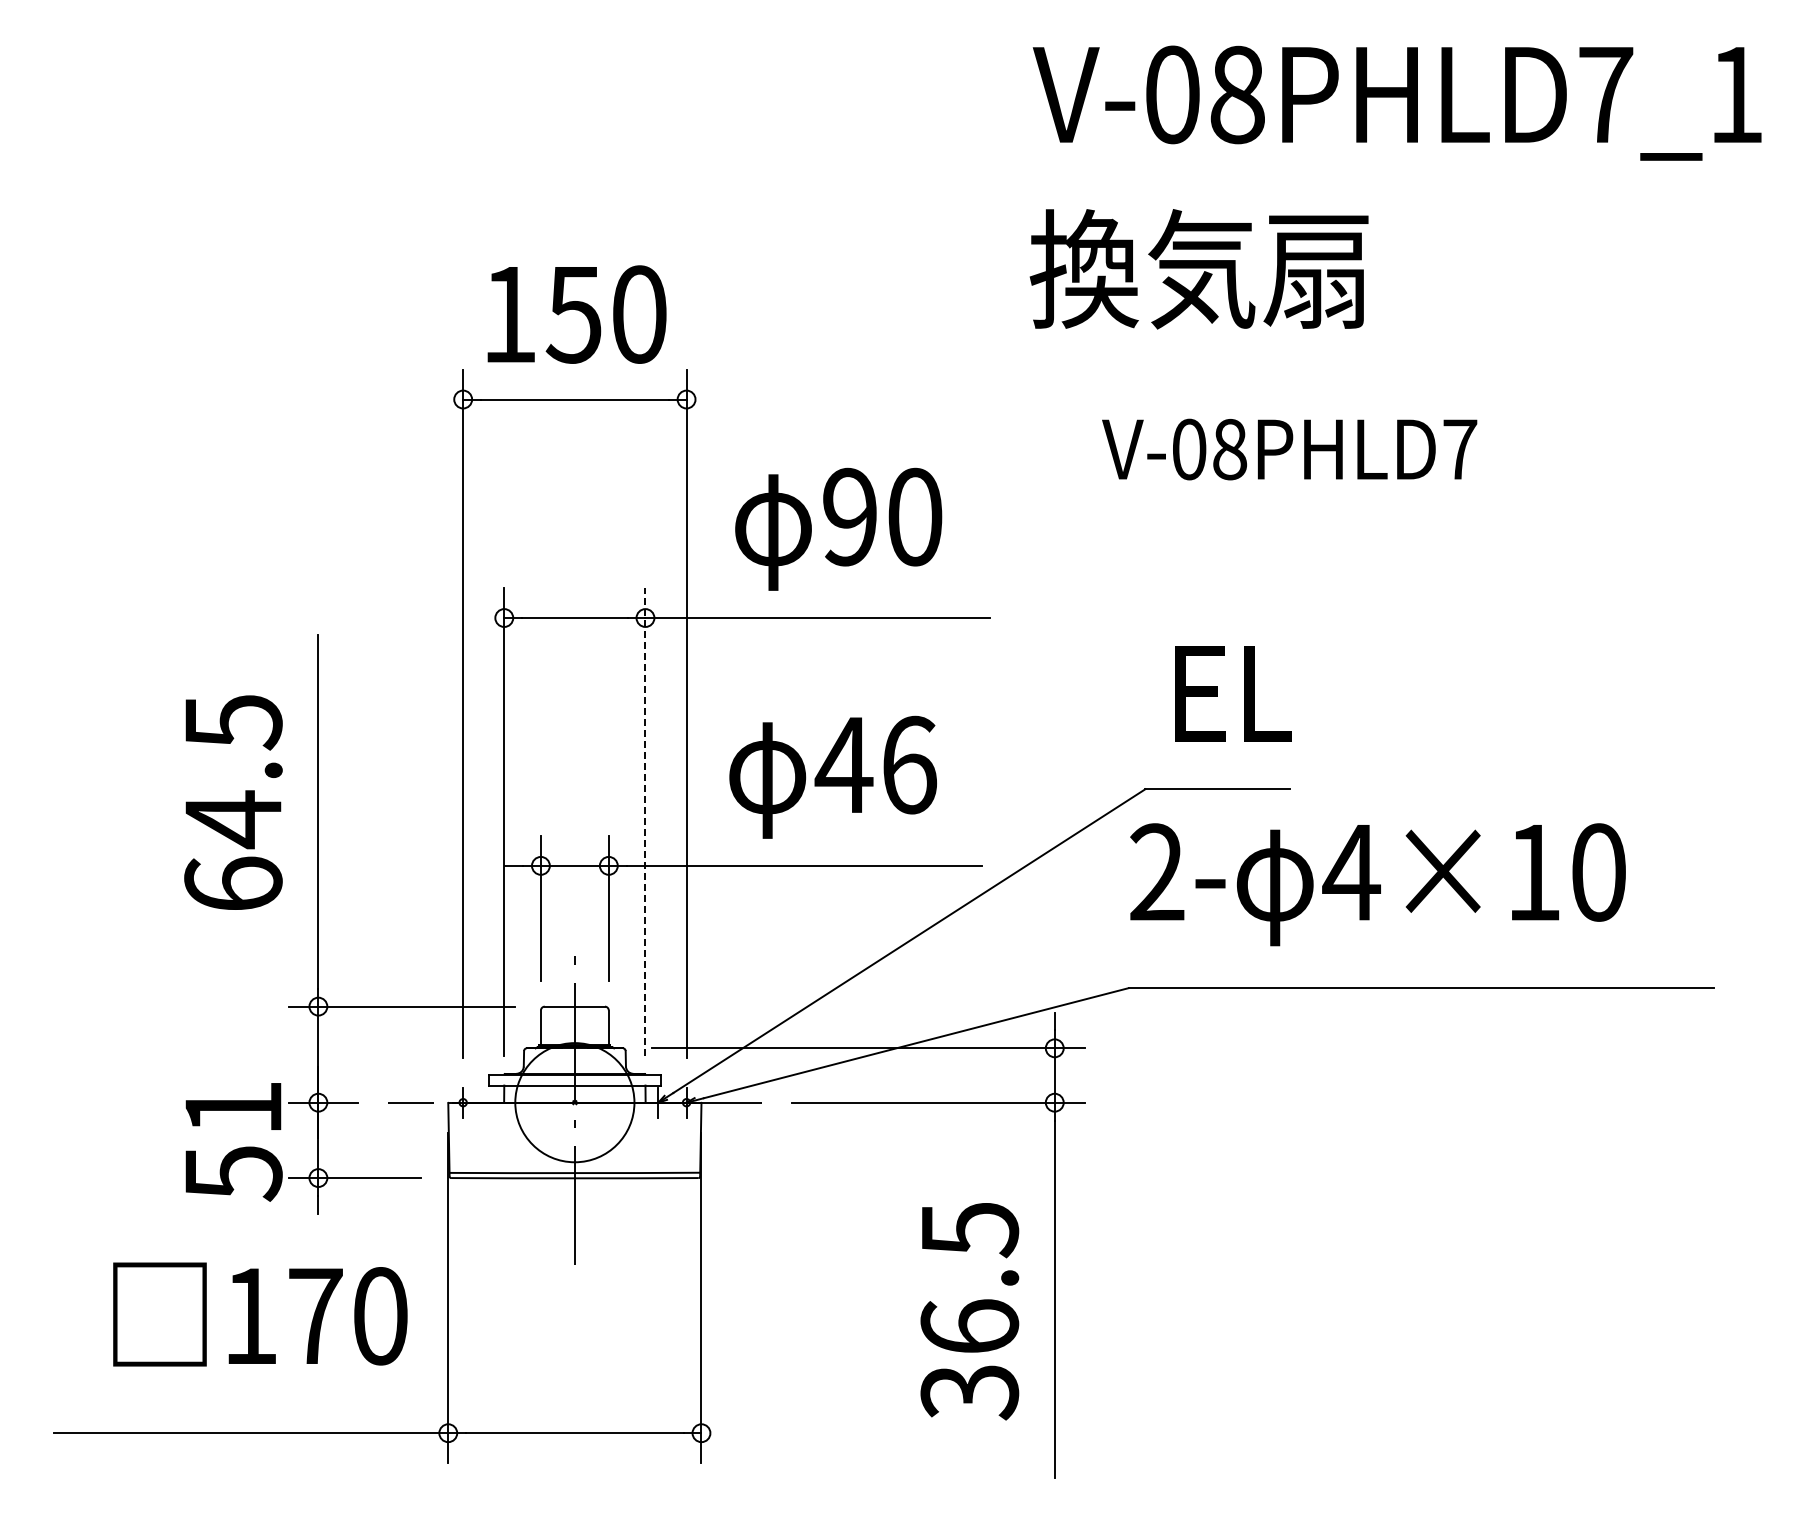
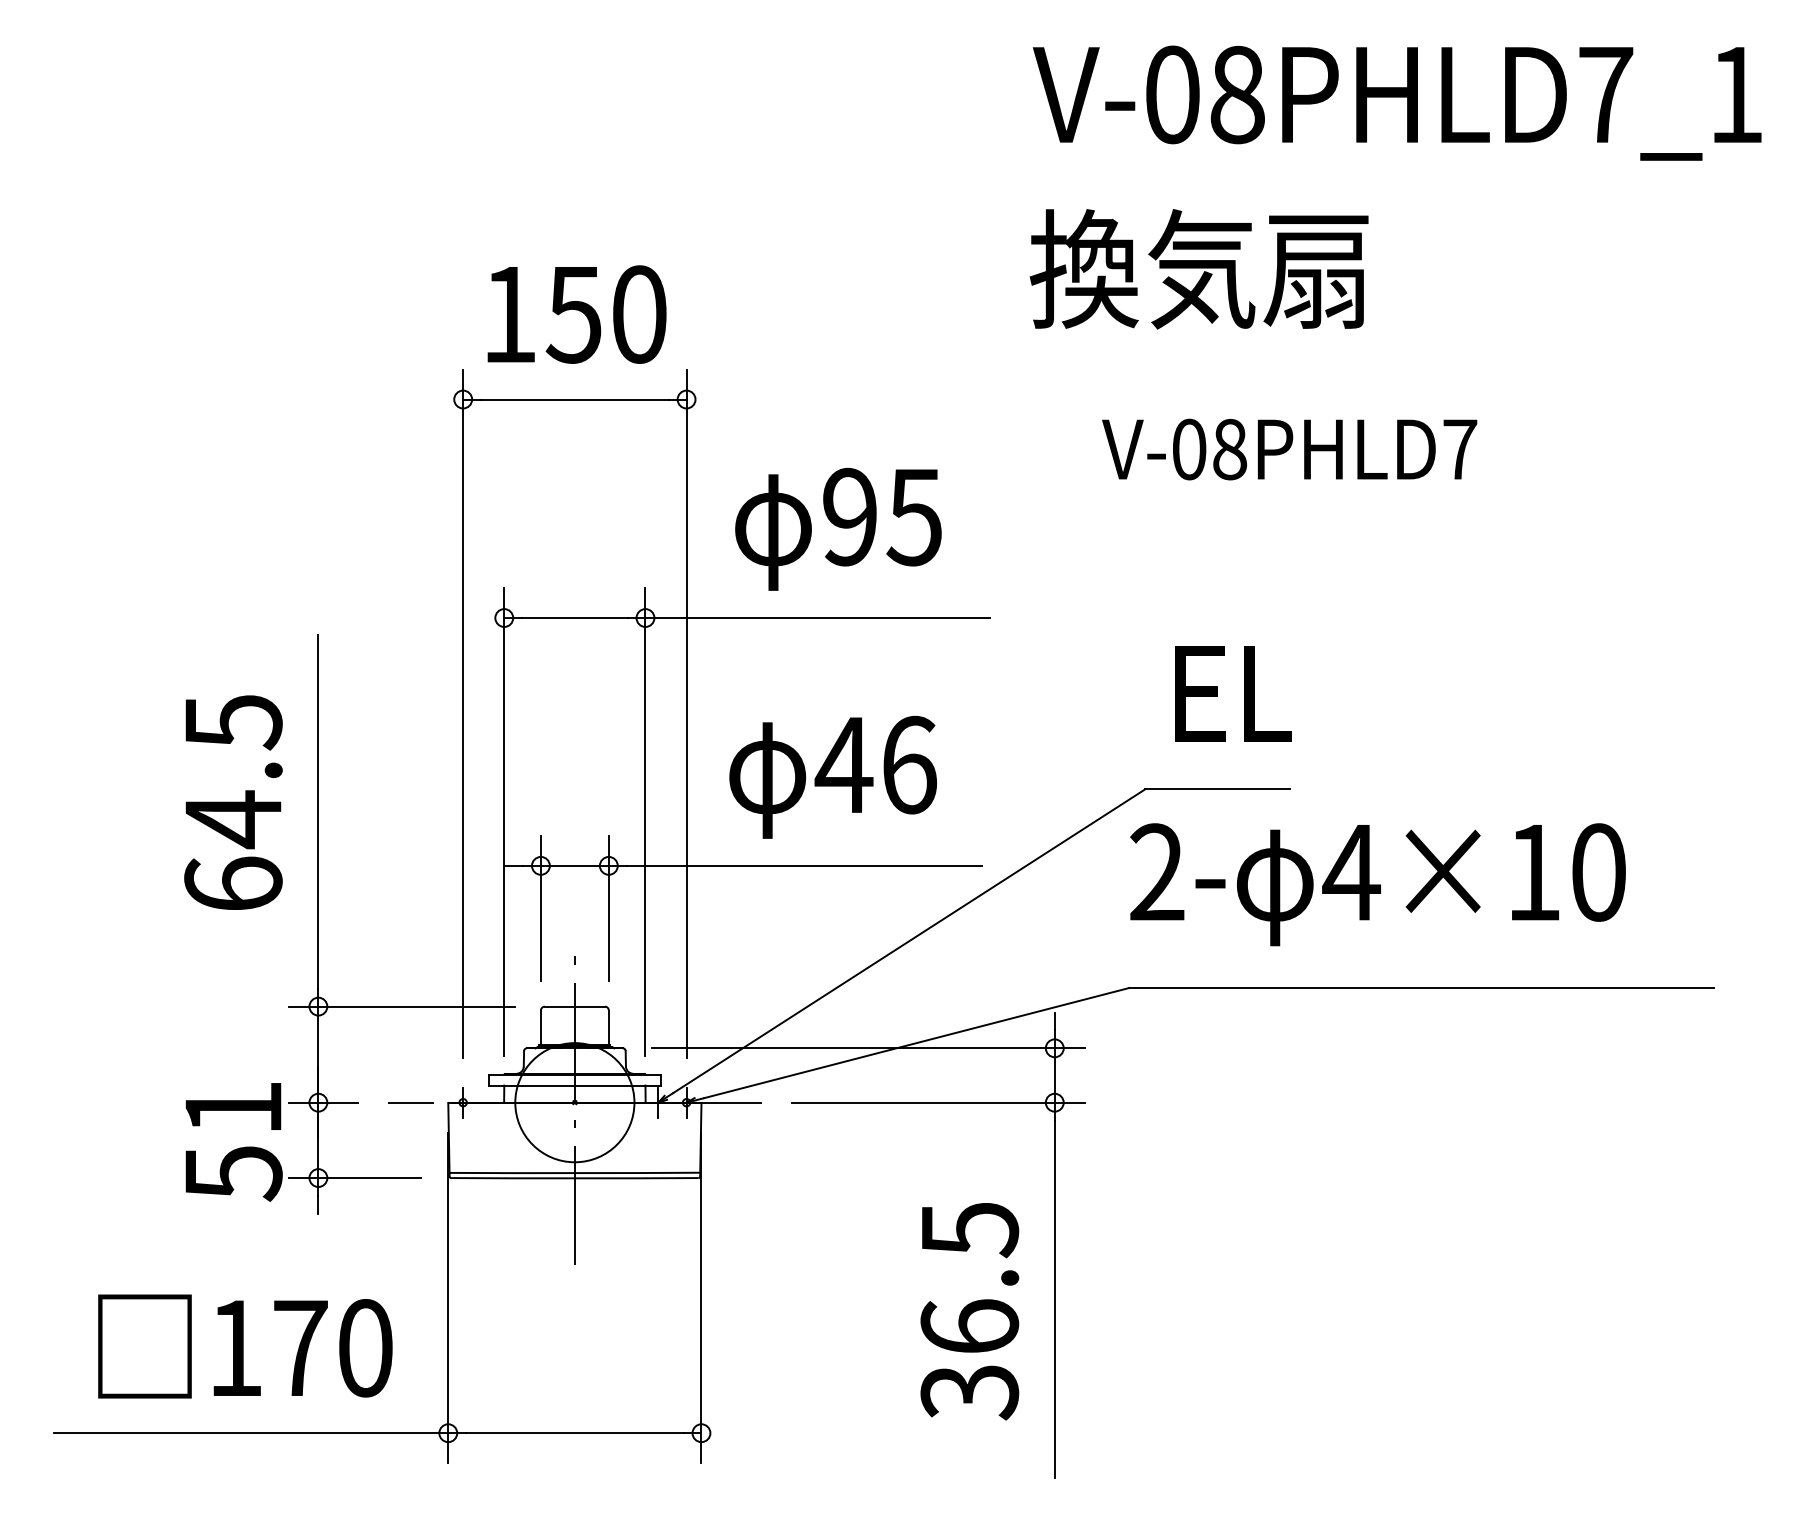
text: 90 -> 95 (914, 516)
line: dashed -> solid (645, 822)
text position: (260, 1314) -> (245, 1346) (245, 1346)
